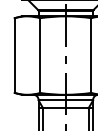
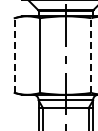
line: solid -> dashed (14, 55)
line: solid -> dashed (91, 55)
